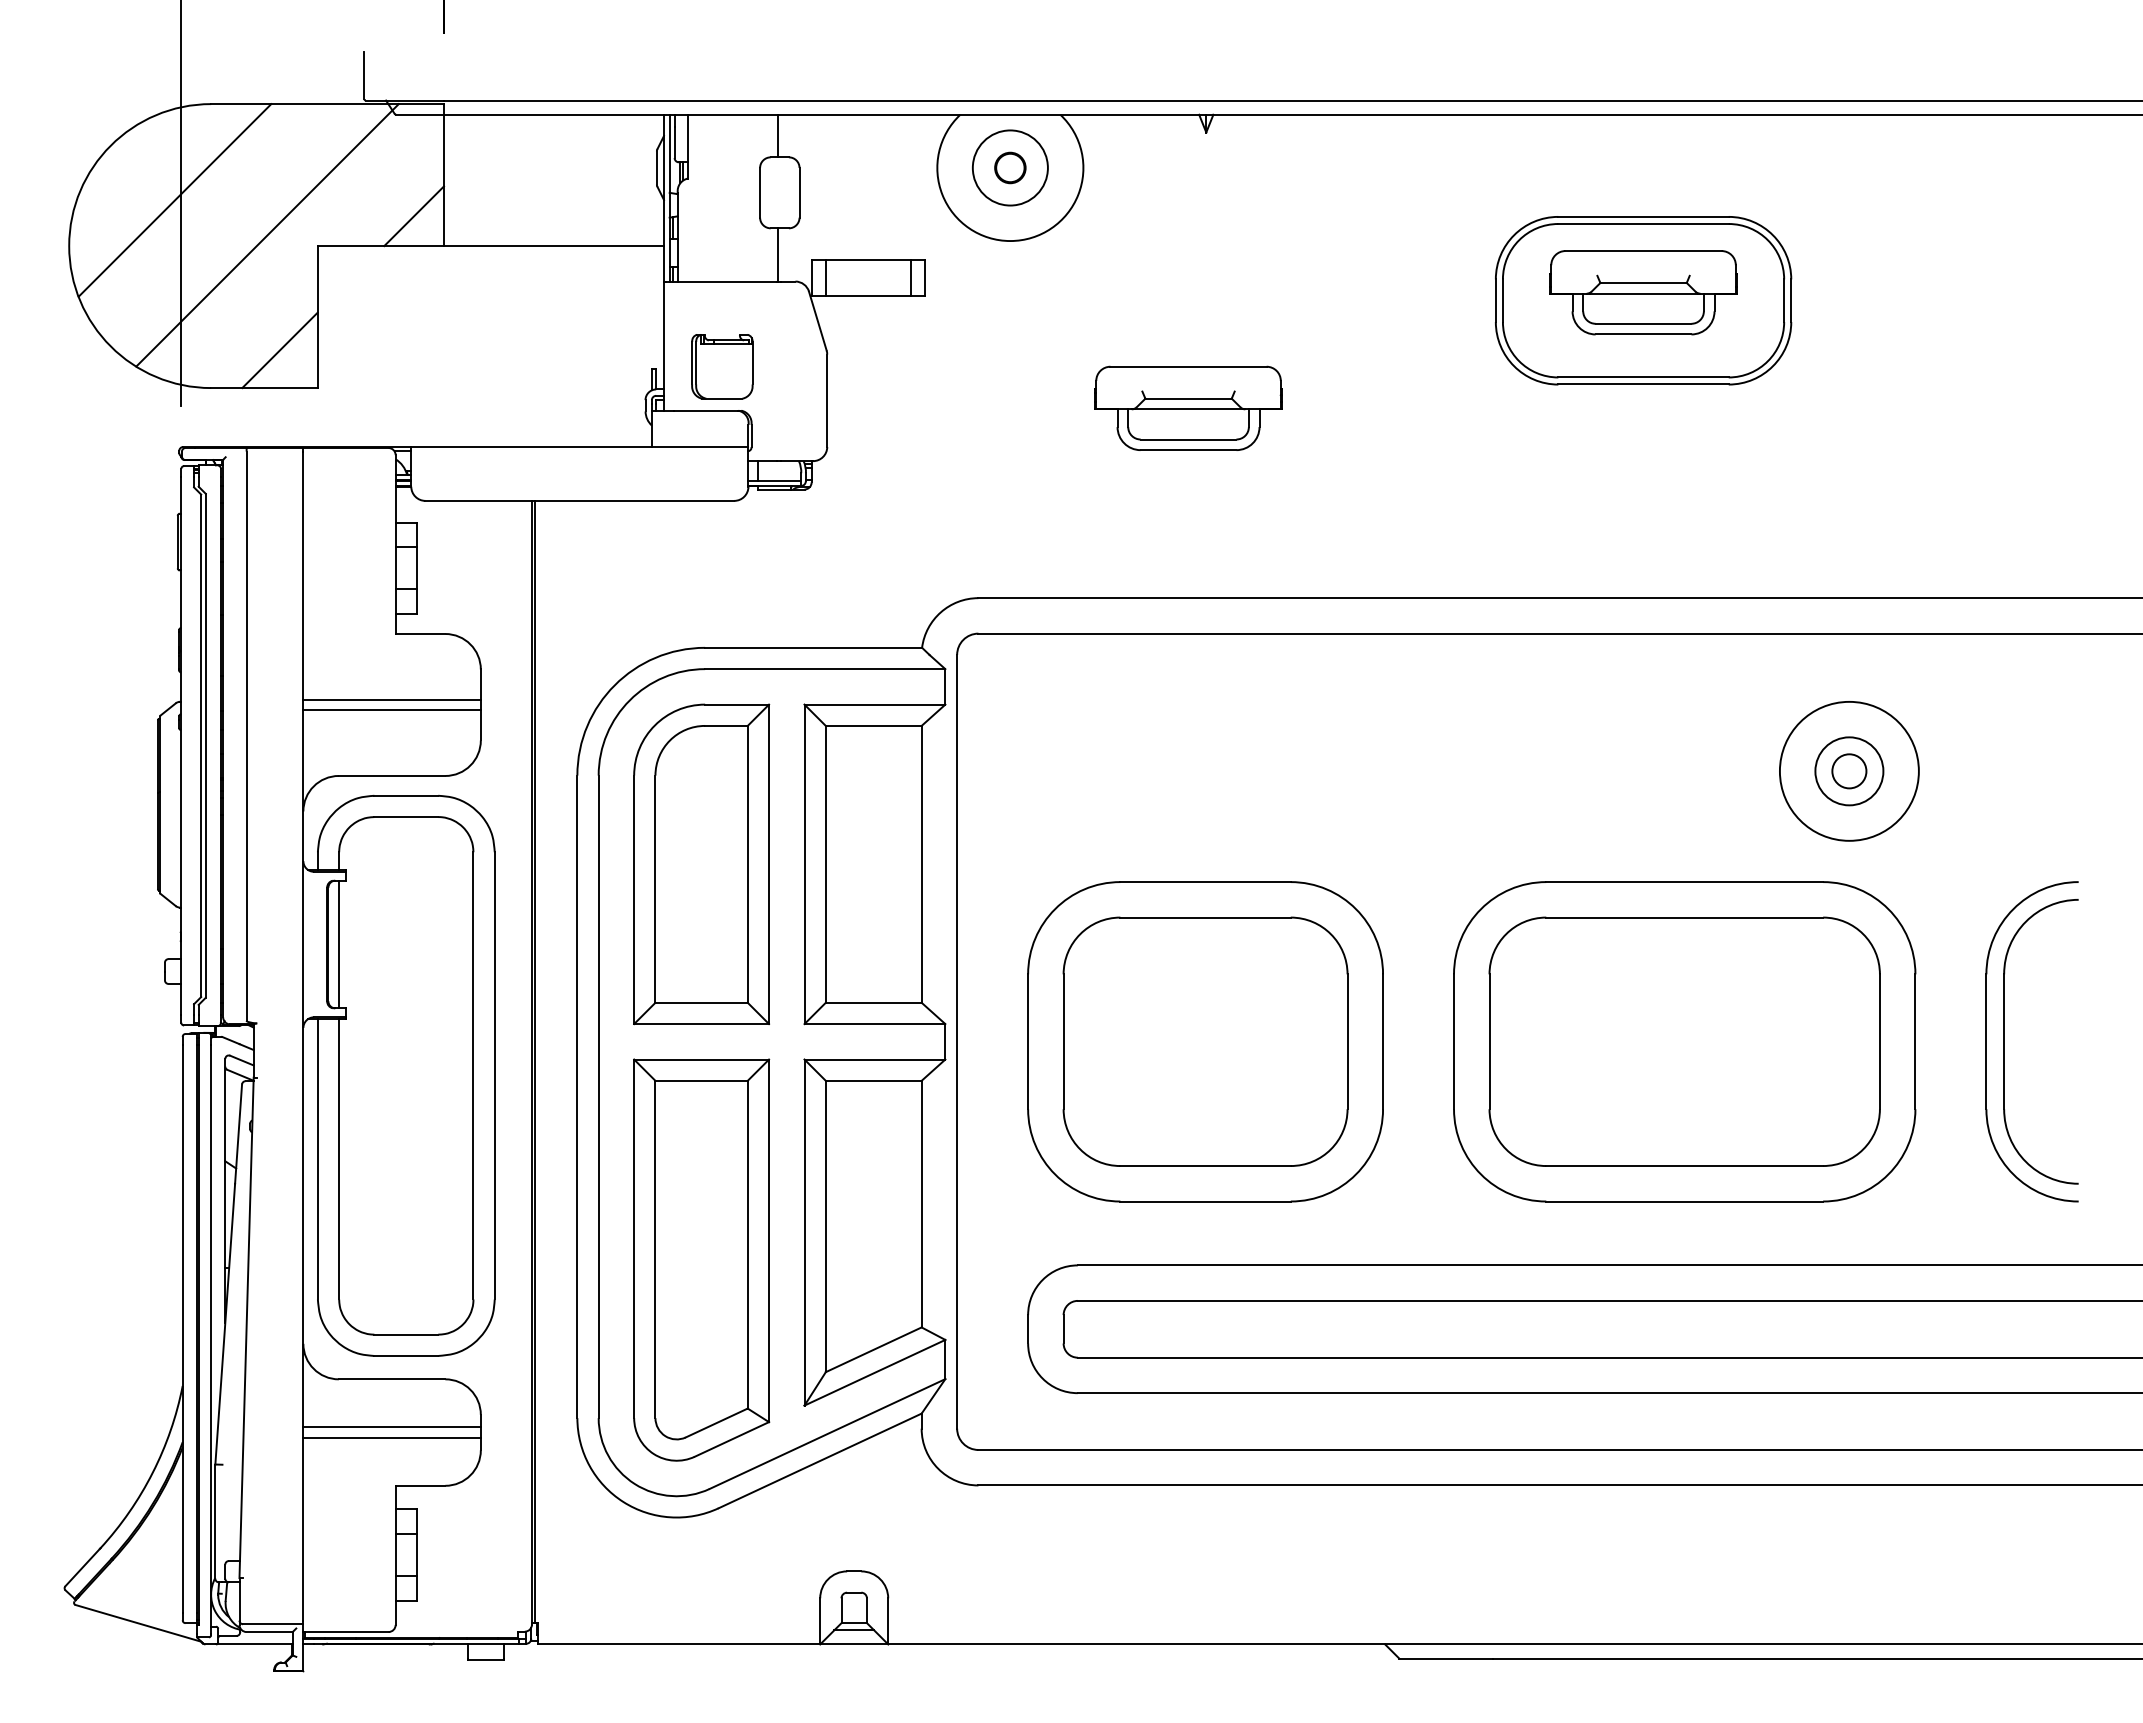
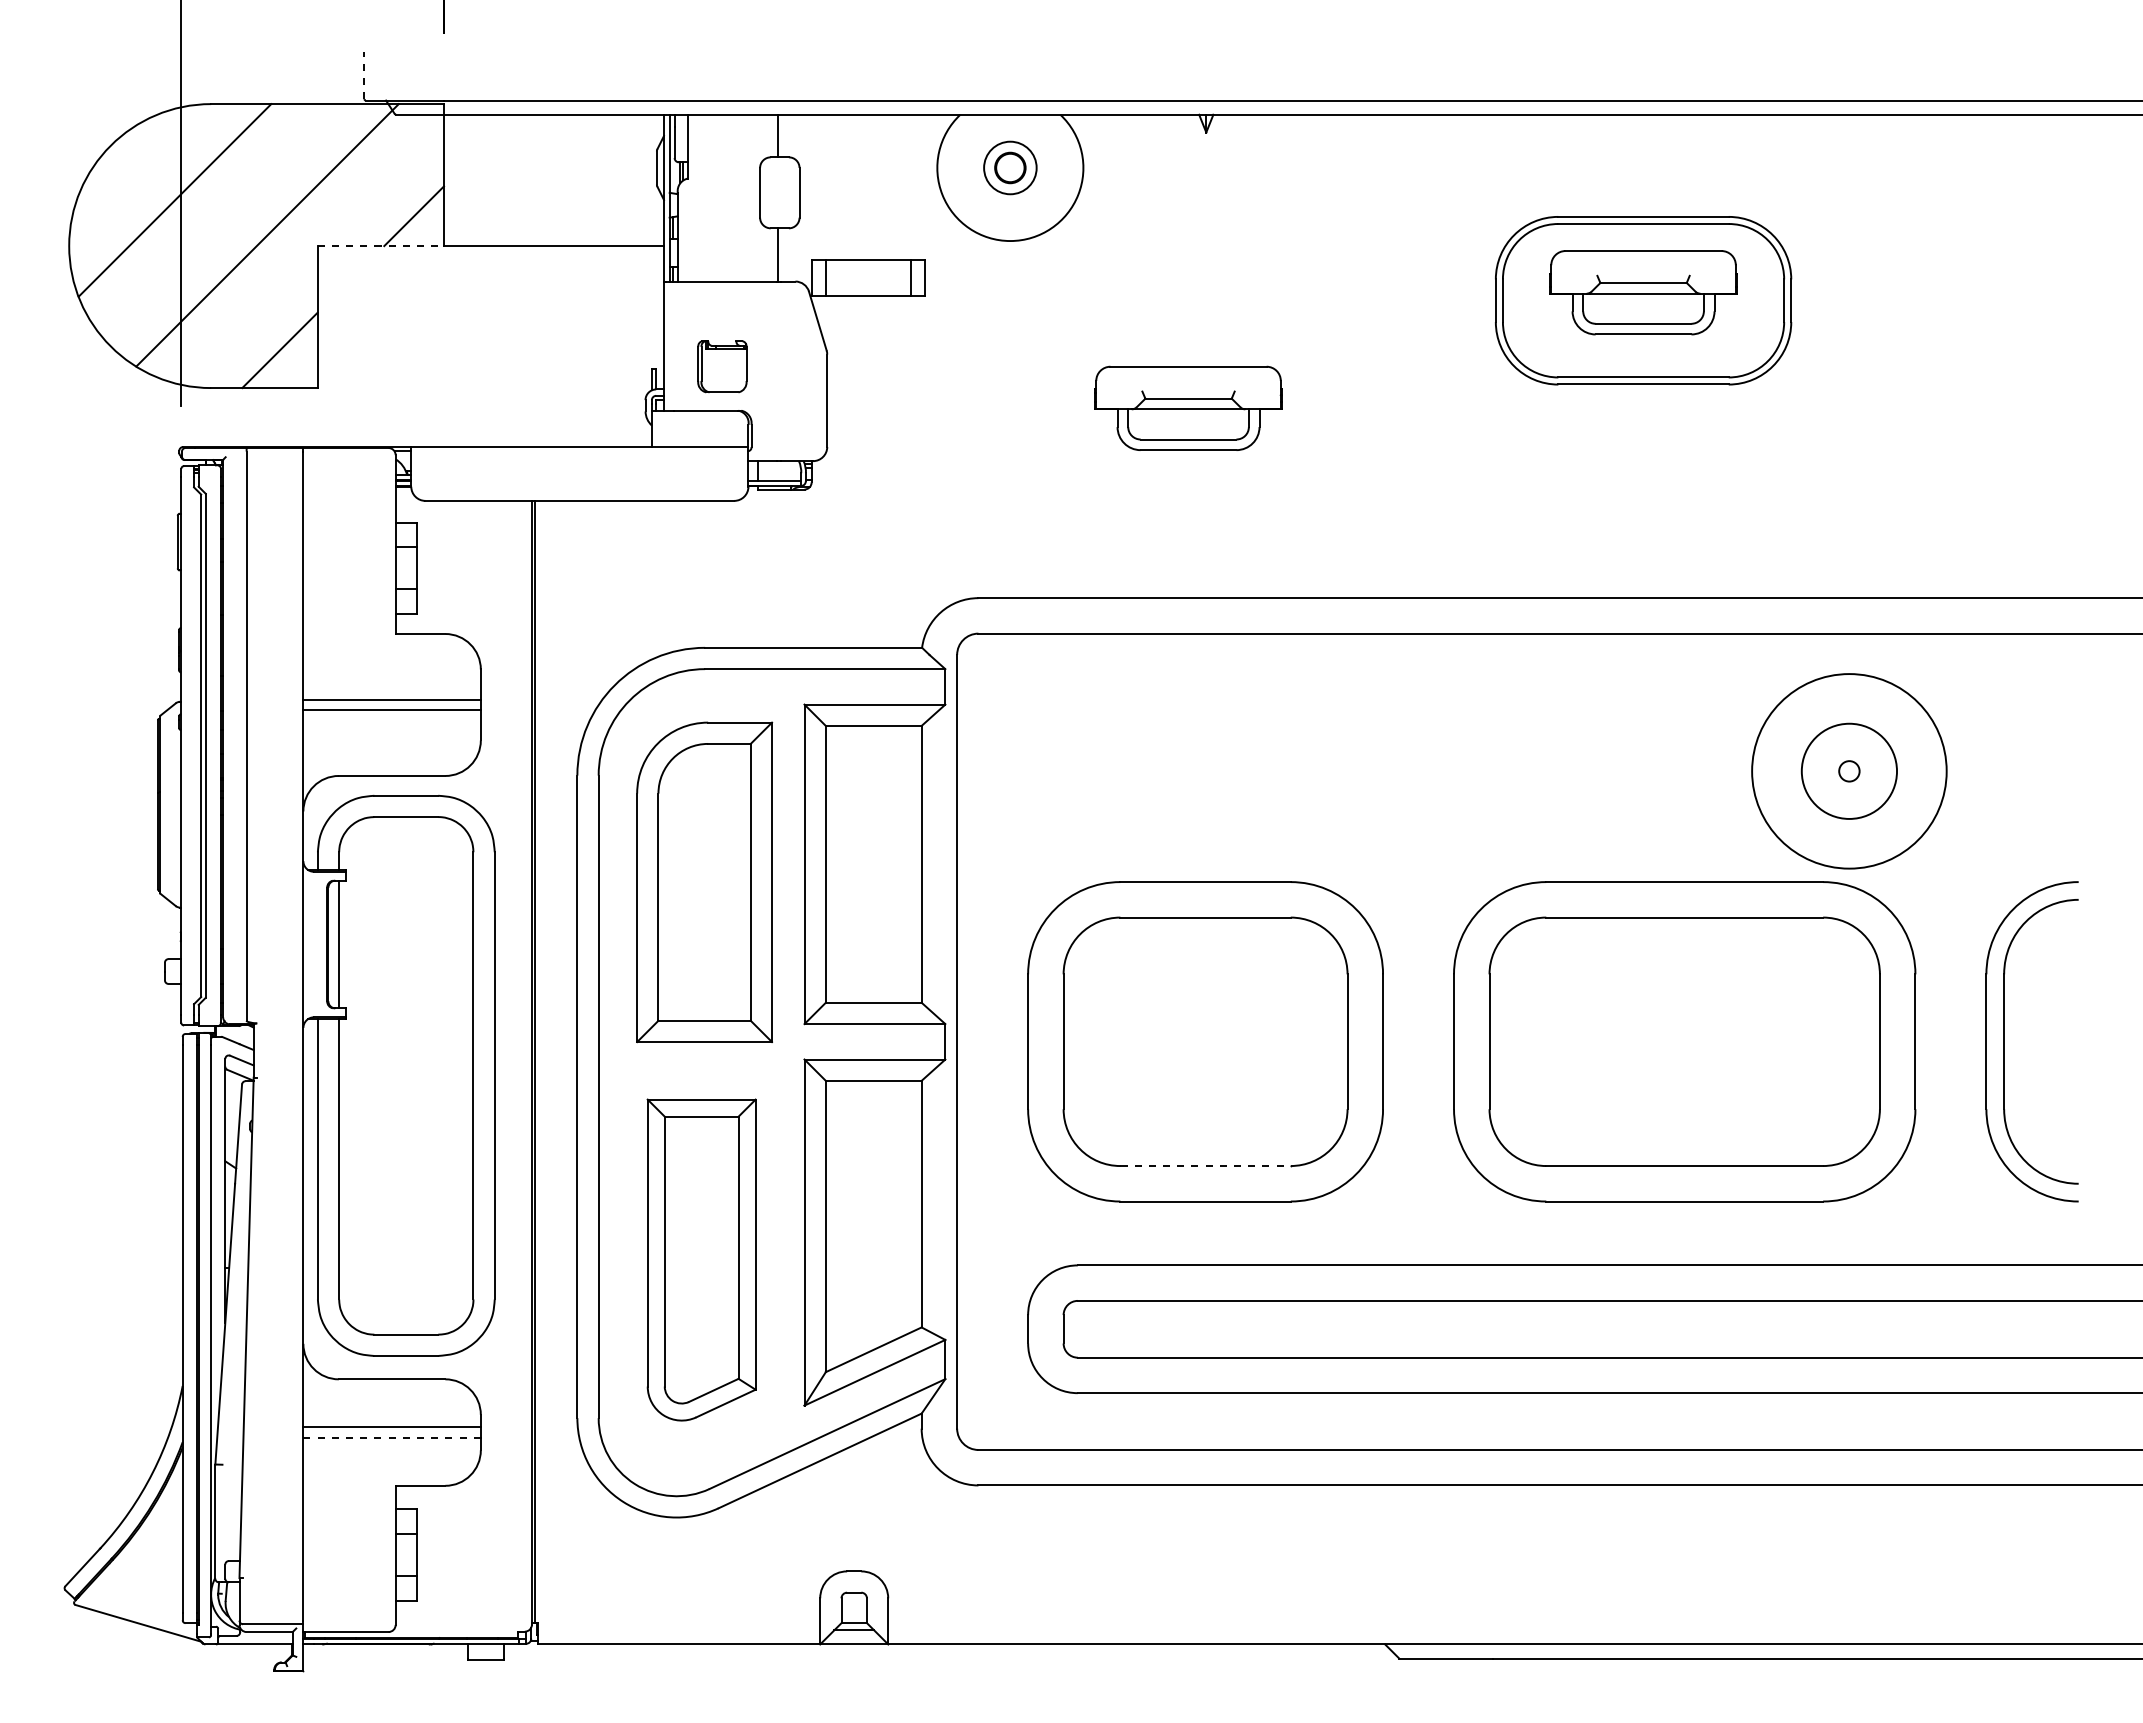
line: solid -> dashed (364, 75)
circle diameter: 75 px -> 53 px (1010, 167)
line: solid -> dashed (381, 246)
part size: 63x66 px -> 51x54 px (722, 366)
circle diameter: 139 px -> 195 px (1849, 771)
circle diameter: 34 px -> 20 px (1849, 771)
circle diameter: 68 px -> 95 px (1849, 770)
part position: (701, 864) -> (704, 882) (704, 882)
line: solid -> dashed (1206, 1166)
part size: 138x404 px -> 111x324 px (701, 1259)
line: solid -> dashed (392, 1437)
